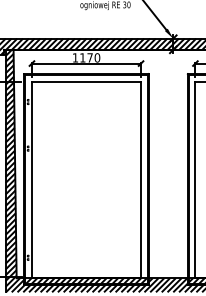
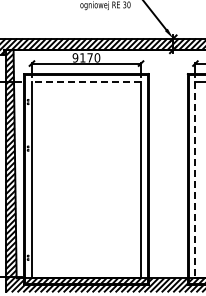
text: 1170 -> 9170 (75, 57)
line: solid -> dashed (86, 81)
line: solid -> dashed (195, 180)
